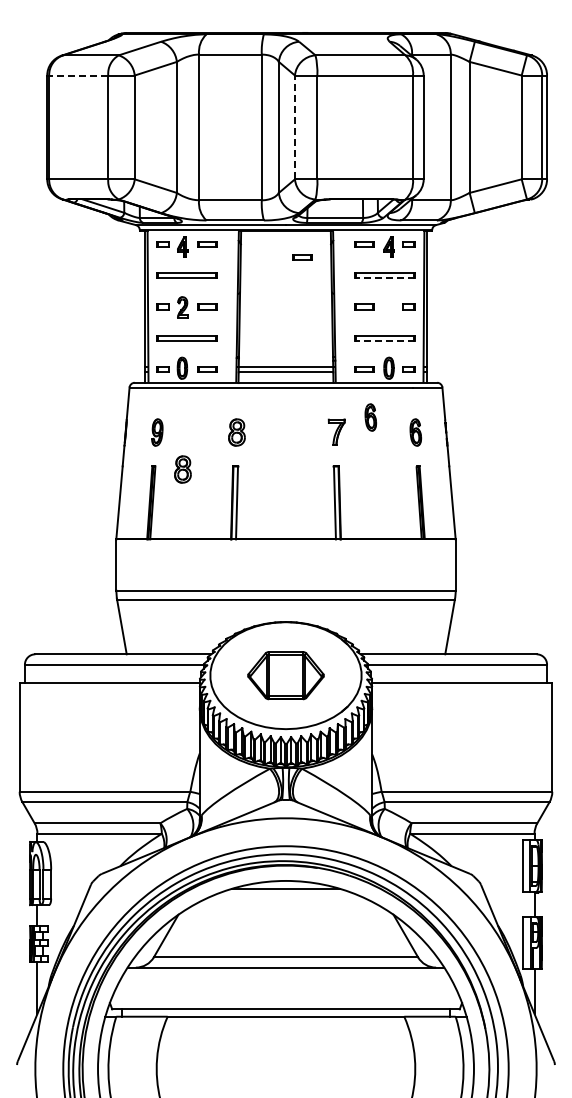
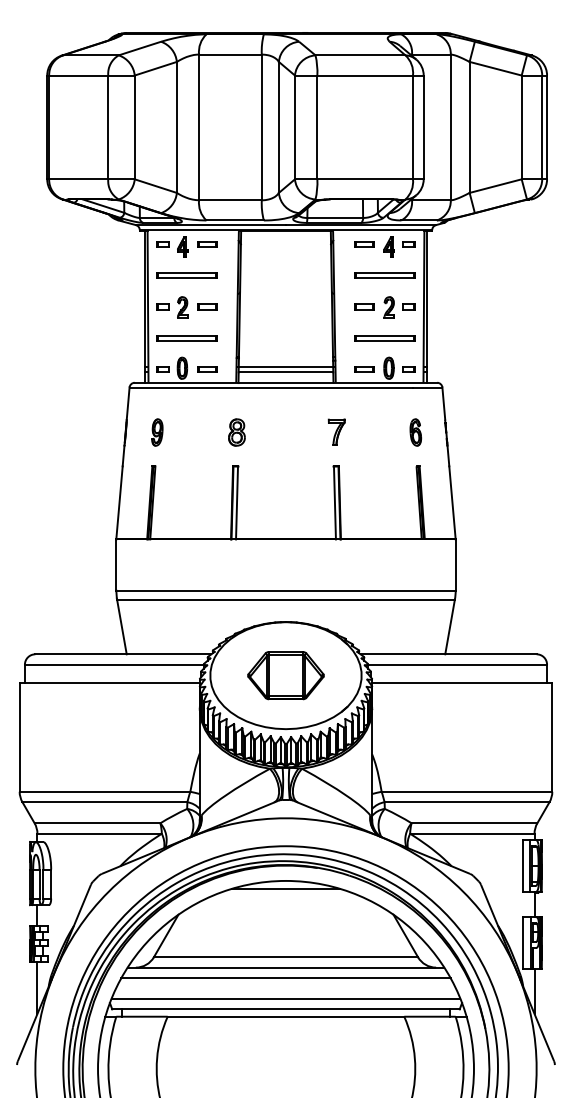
line: dashed -> solid (78, 75)
line: dashed -> solid (294, 127)
part: present -> none (302, 257)
line: dashed -> solid (384, 278)
part: none -> present (388, 307)
line: dashed -> solid (384, 341)
part: present -> none (370, 417)
part: present -> none (182, 469)
line: none -> present (285, 978)
line: none -> present (285, 998)
